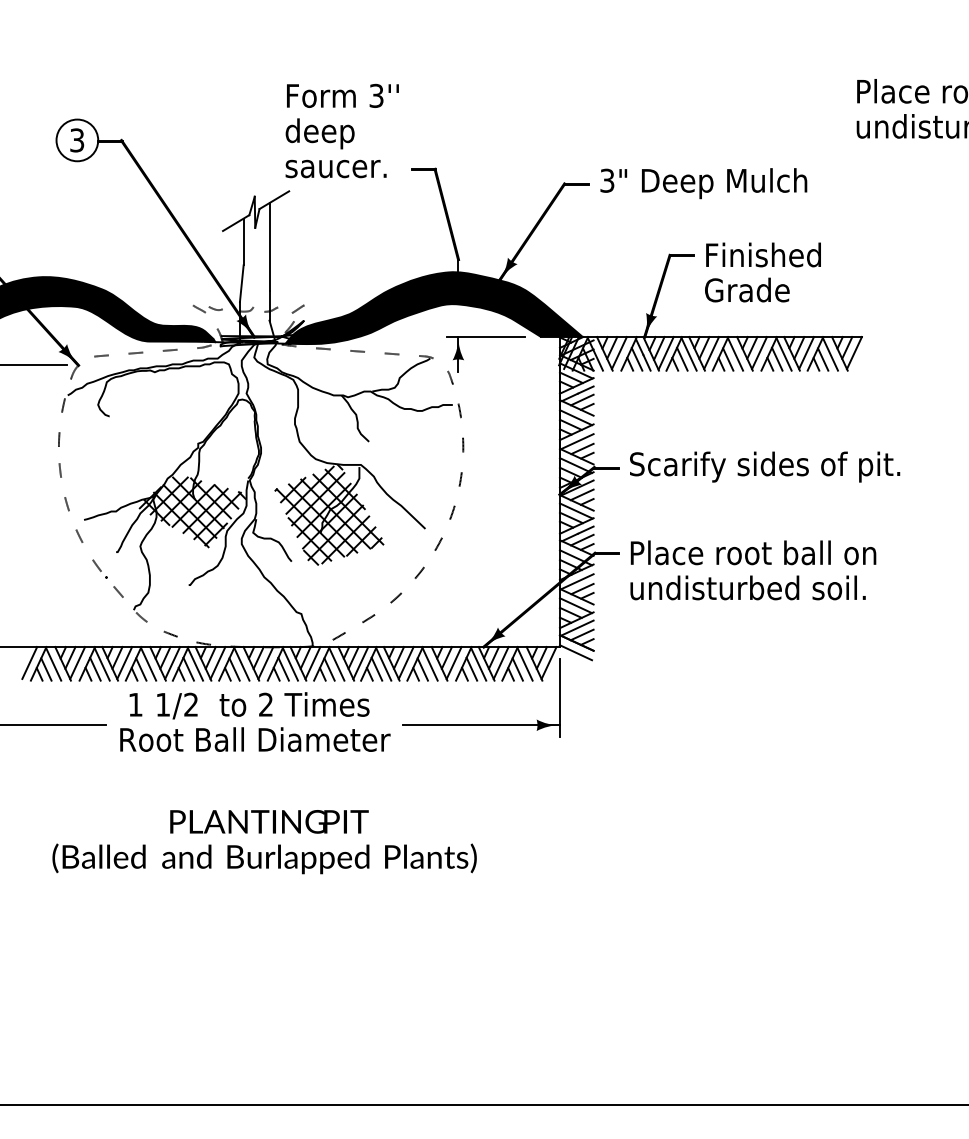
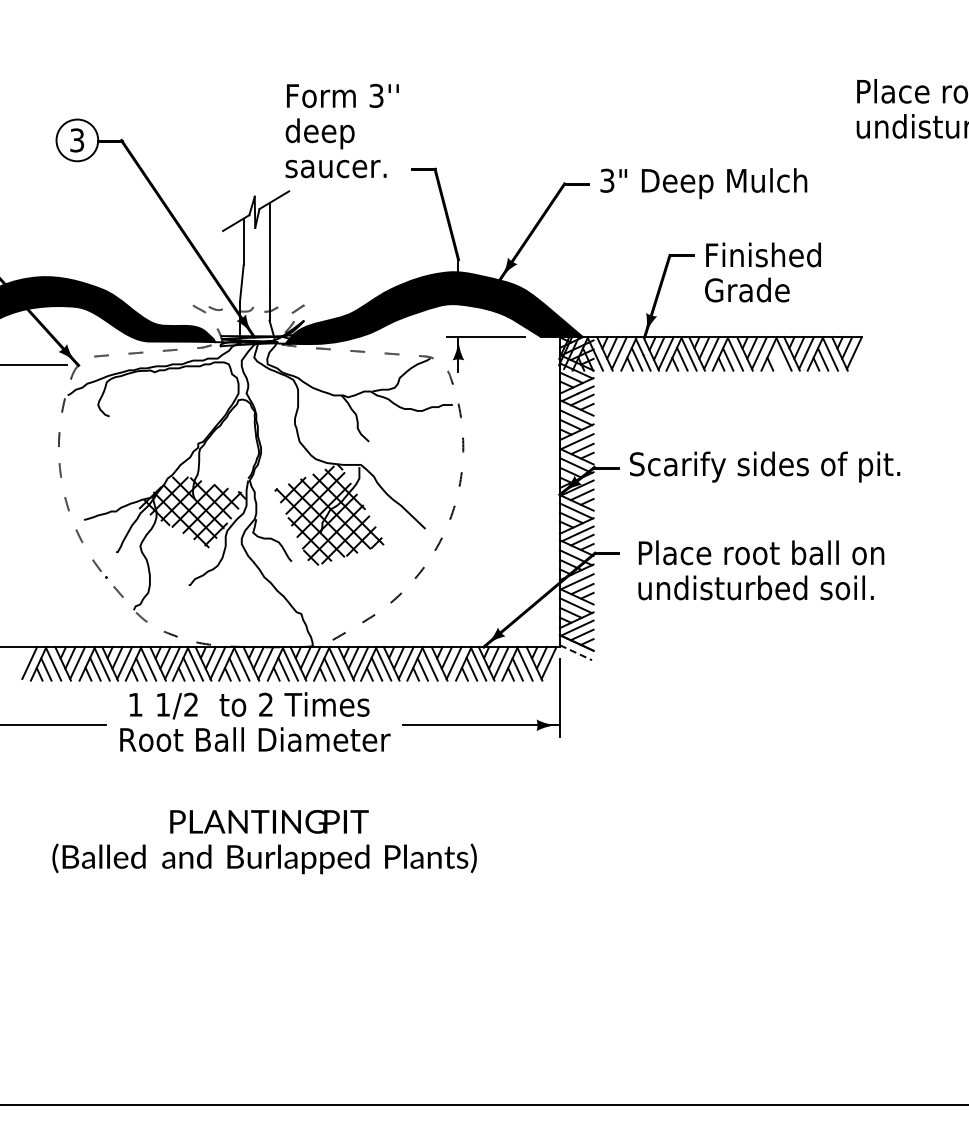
line: present -> none (776, 358)
text position: (753, 570) -> (761, 570) (761, 570)
line: solid -> dashed (576, 652)
